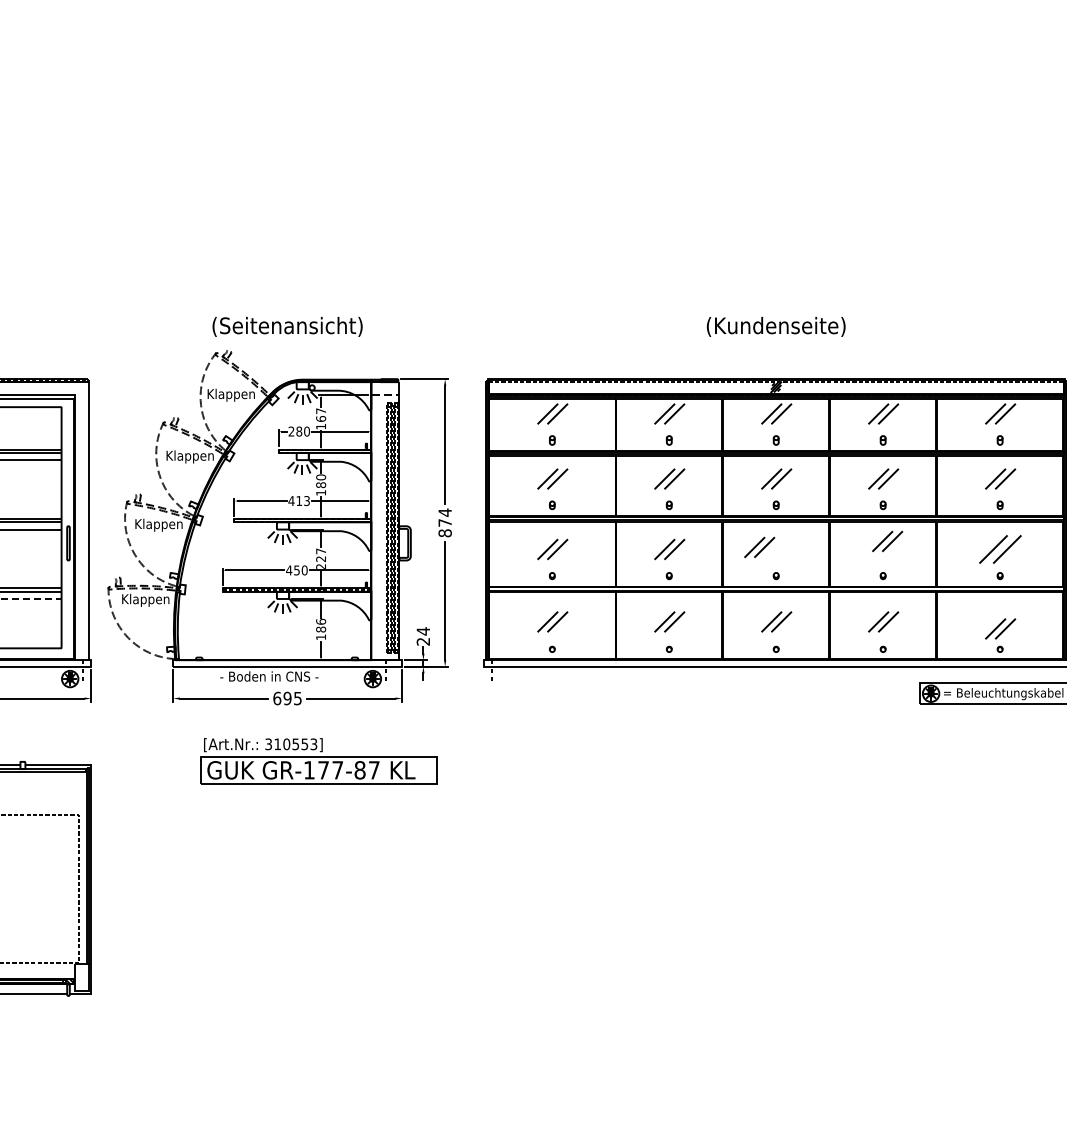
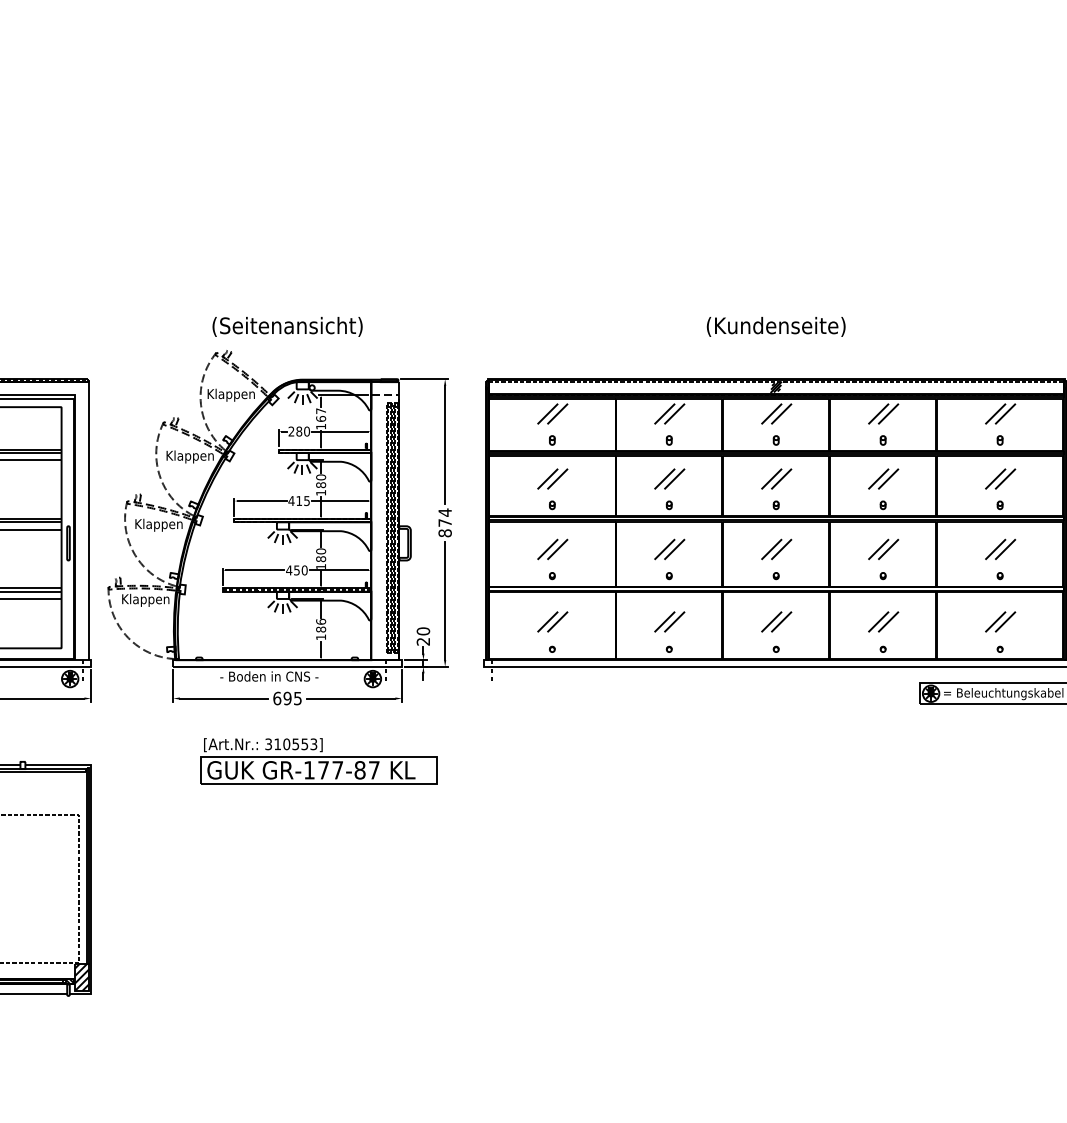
text: 413 -> 415 (306, 500)
part position: (887, 541) -> (883, 549) (883, 549)
part position: (759, 547) -> (776, 549) (776, 549)
part size: 43x29 px -> 32x23 px (1000, 549)
text: 227 -> 180 (321, 558)
line: dashed -> solid (31, 598)
part position: (1000, 628) -> (1000, 621) (1000, 621)
text: 24 -> 20 (423, 631)
hatch: none -> present (81, 976)
